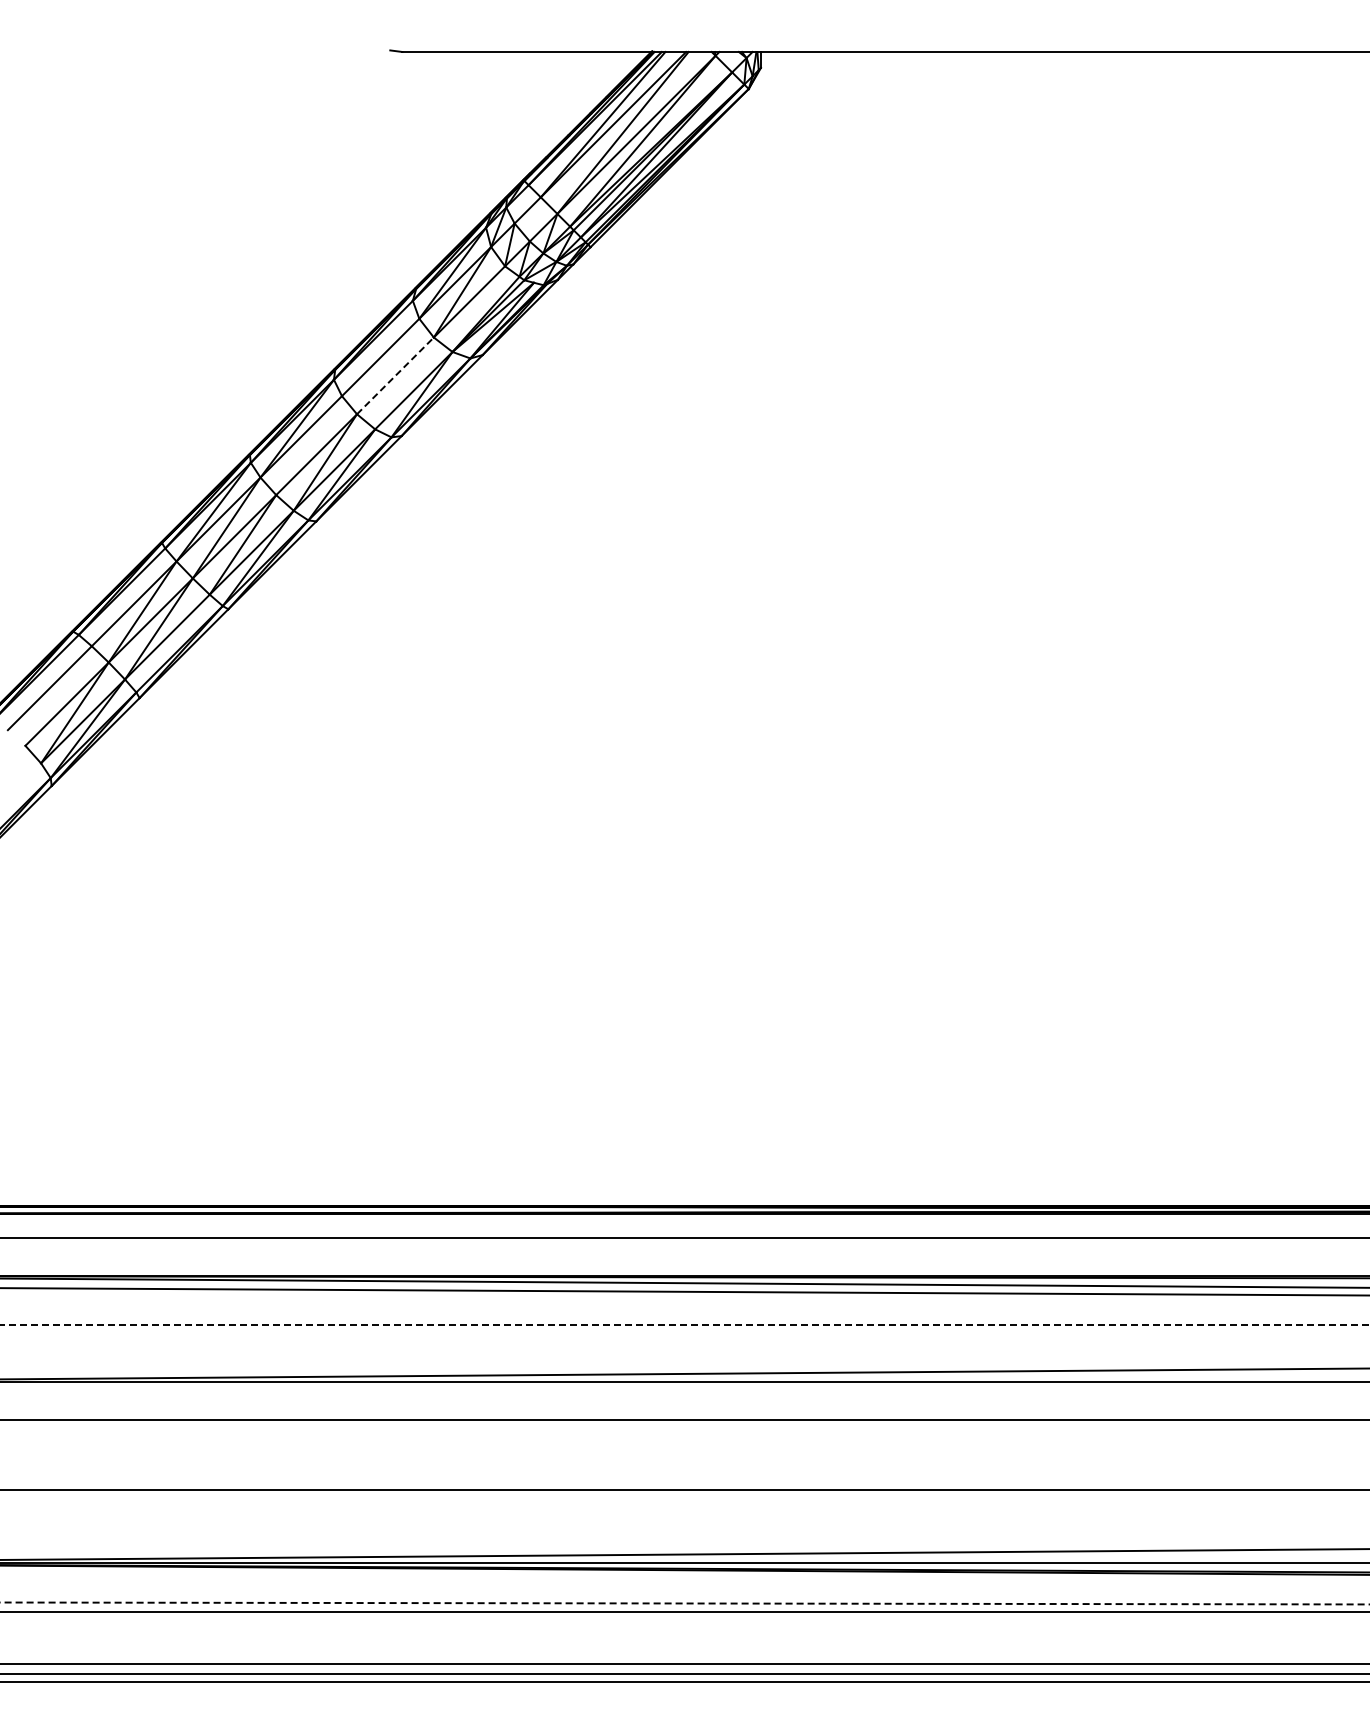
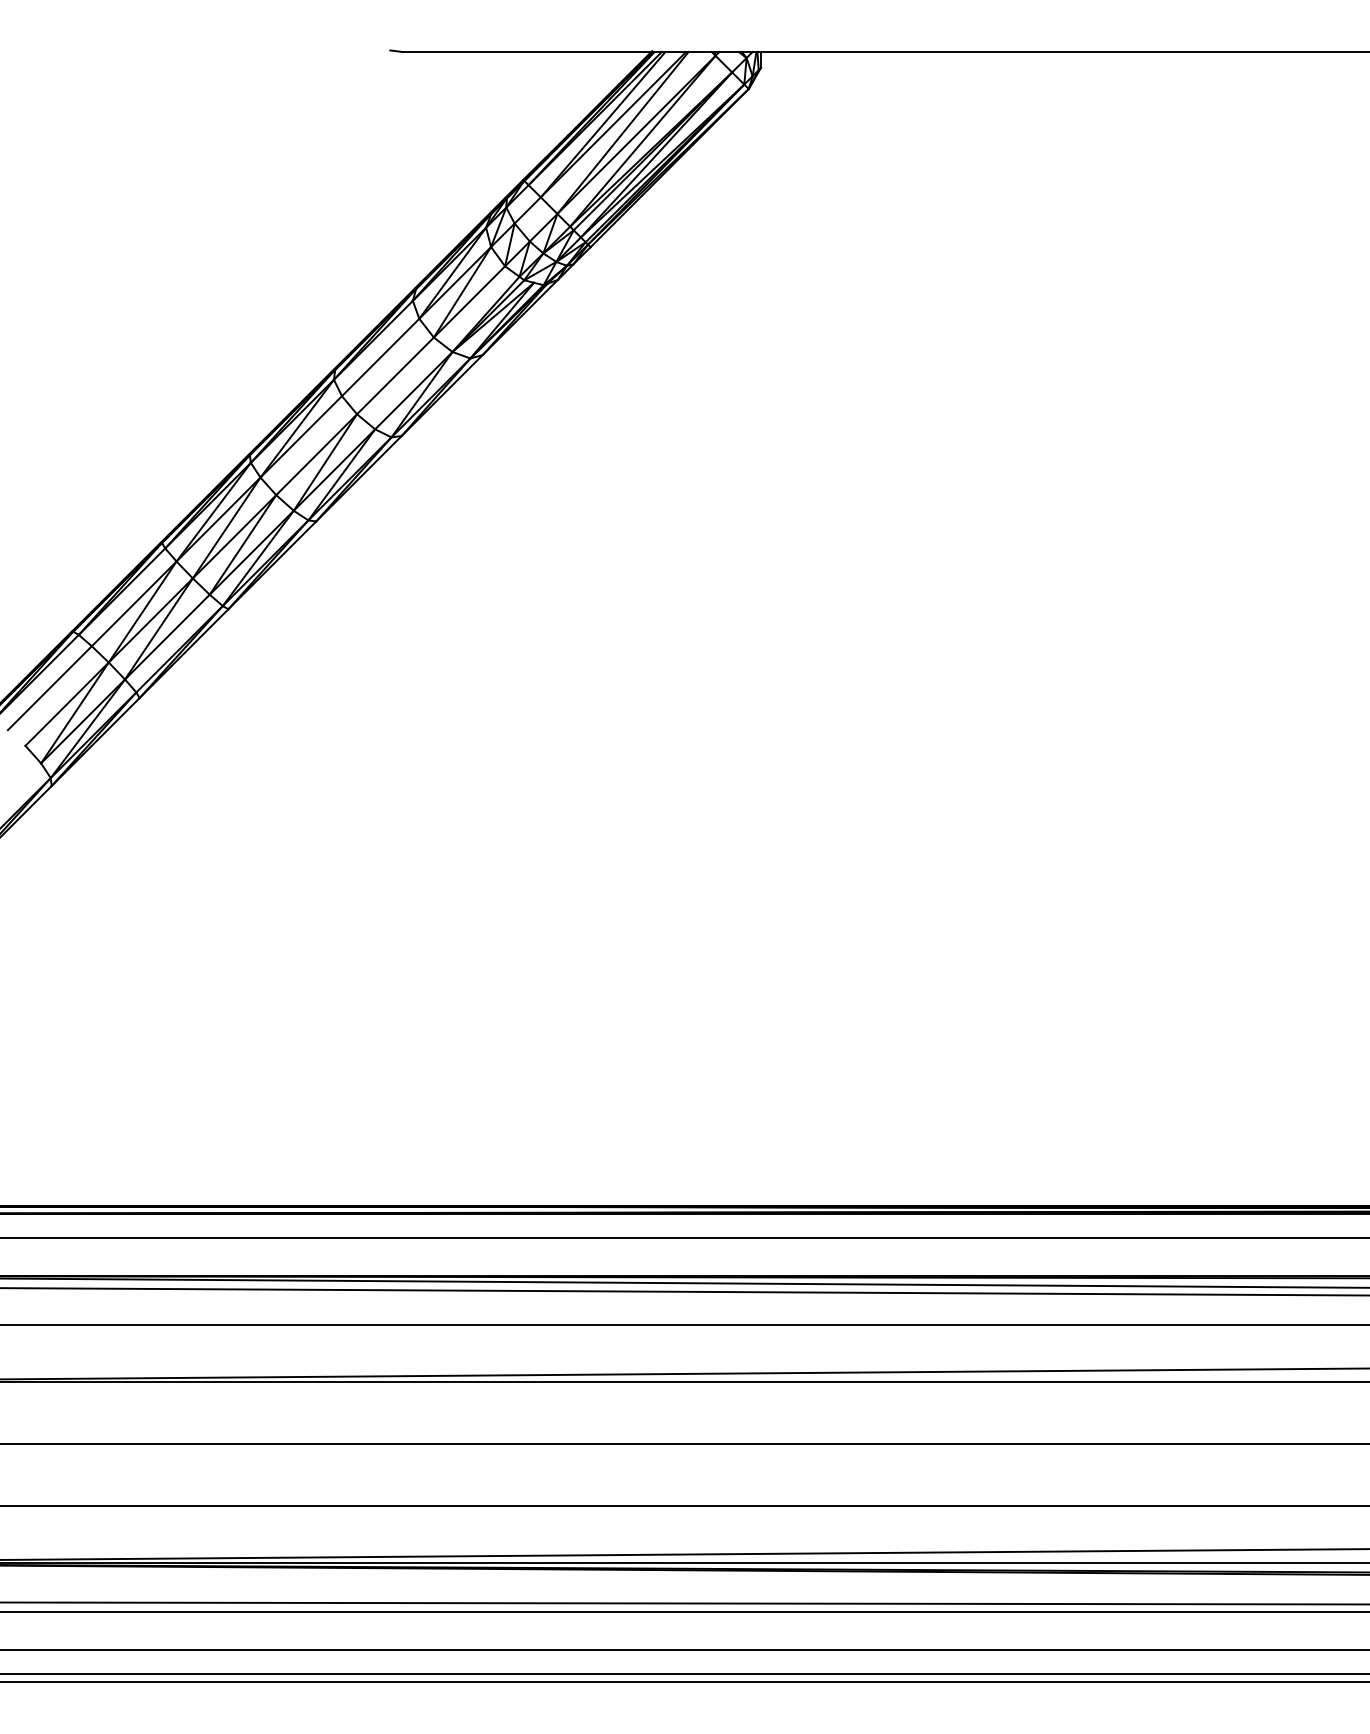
line: dashed -> solid (395, 375)
line: dashed -> solid (685, 1324)
line position: (684, 1419) -> (684, 1443) (684, 1443)
line position: (684, 1489) -> (684, 1505) (684, 1505)
line: dashed -> solid (685, 1603)
line position: (684, 1664) -> (684, 1650) (684, 1650)
